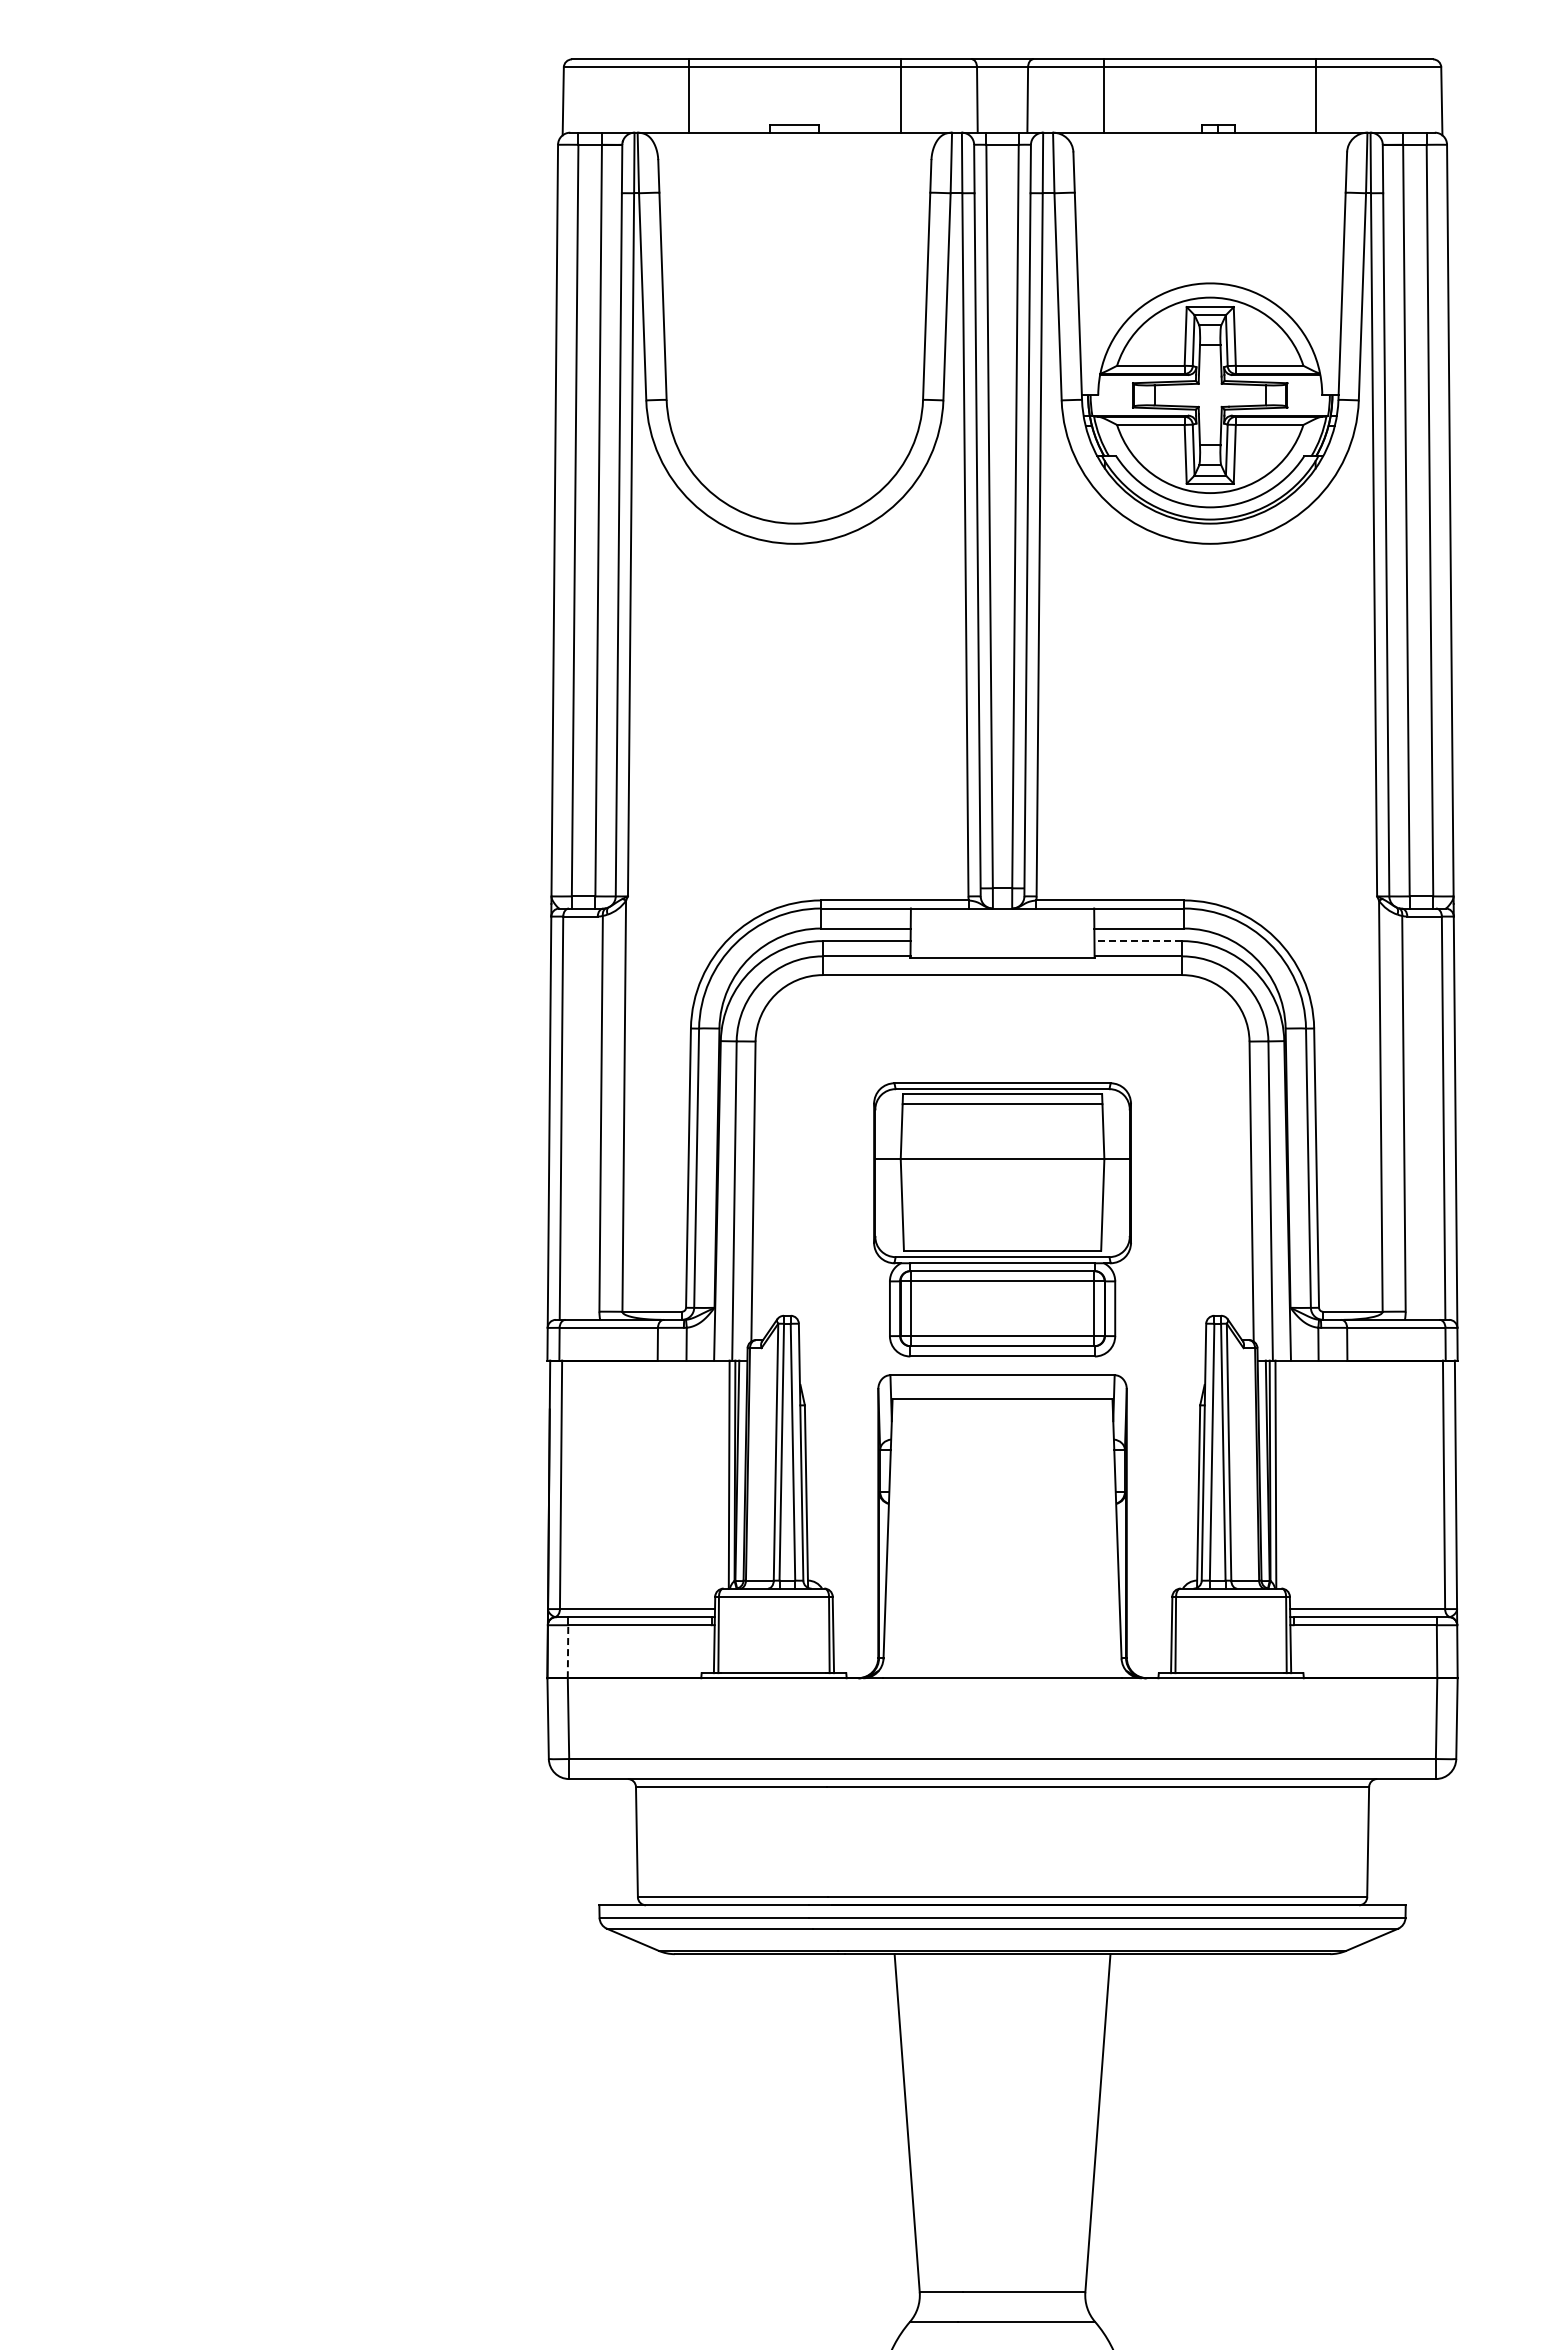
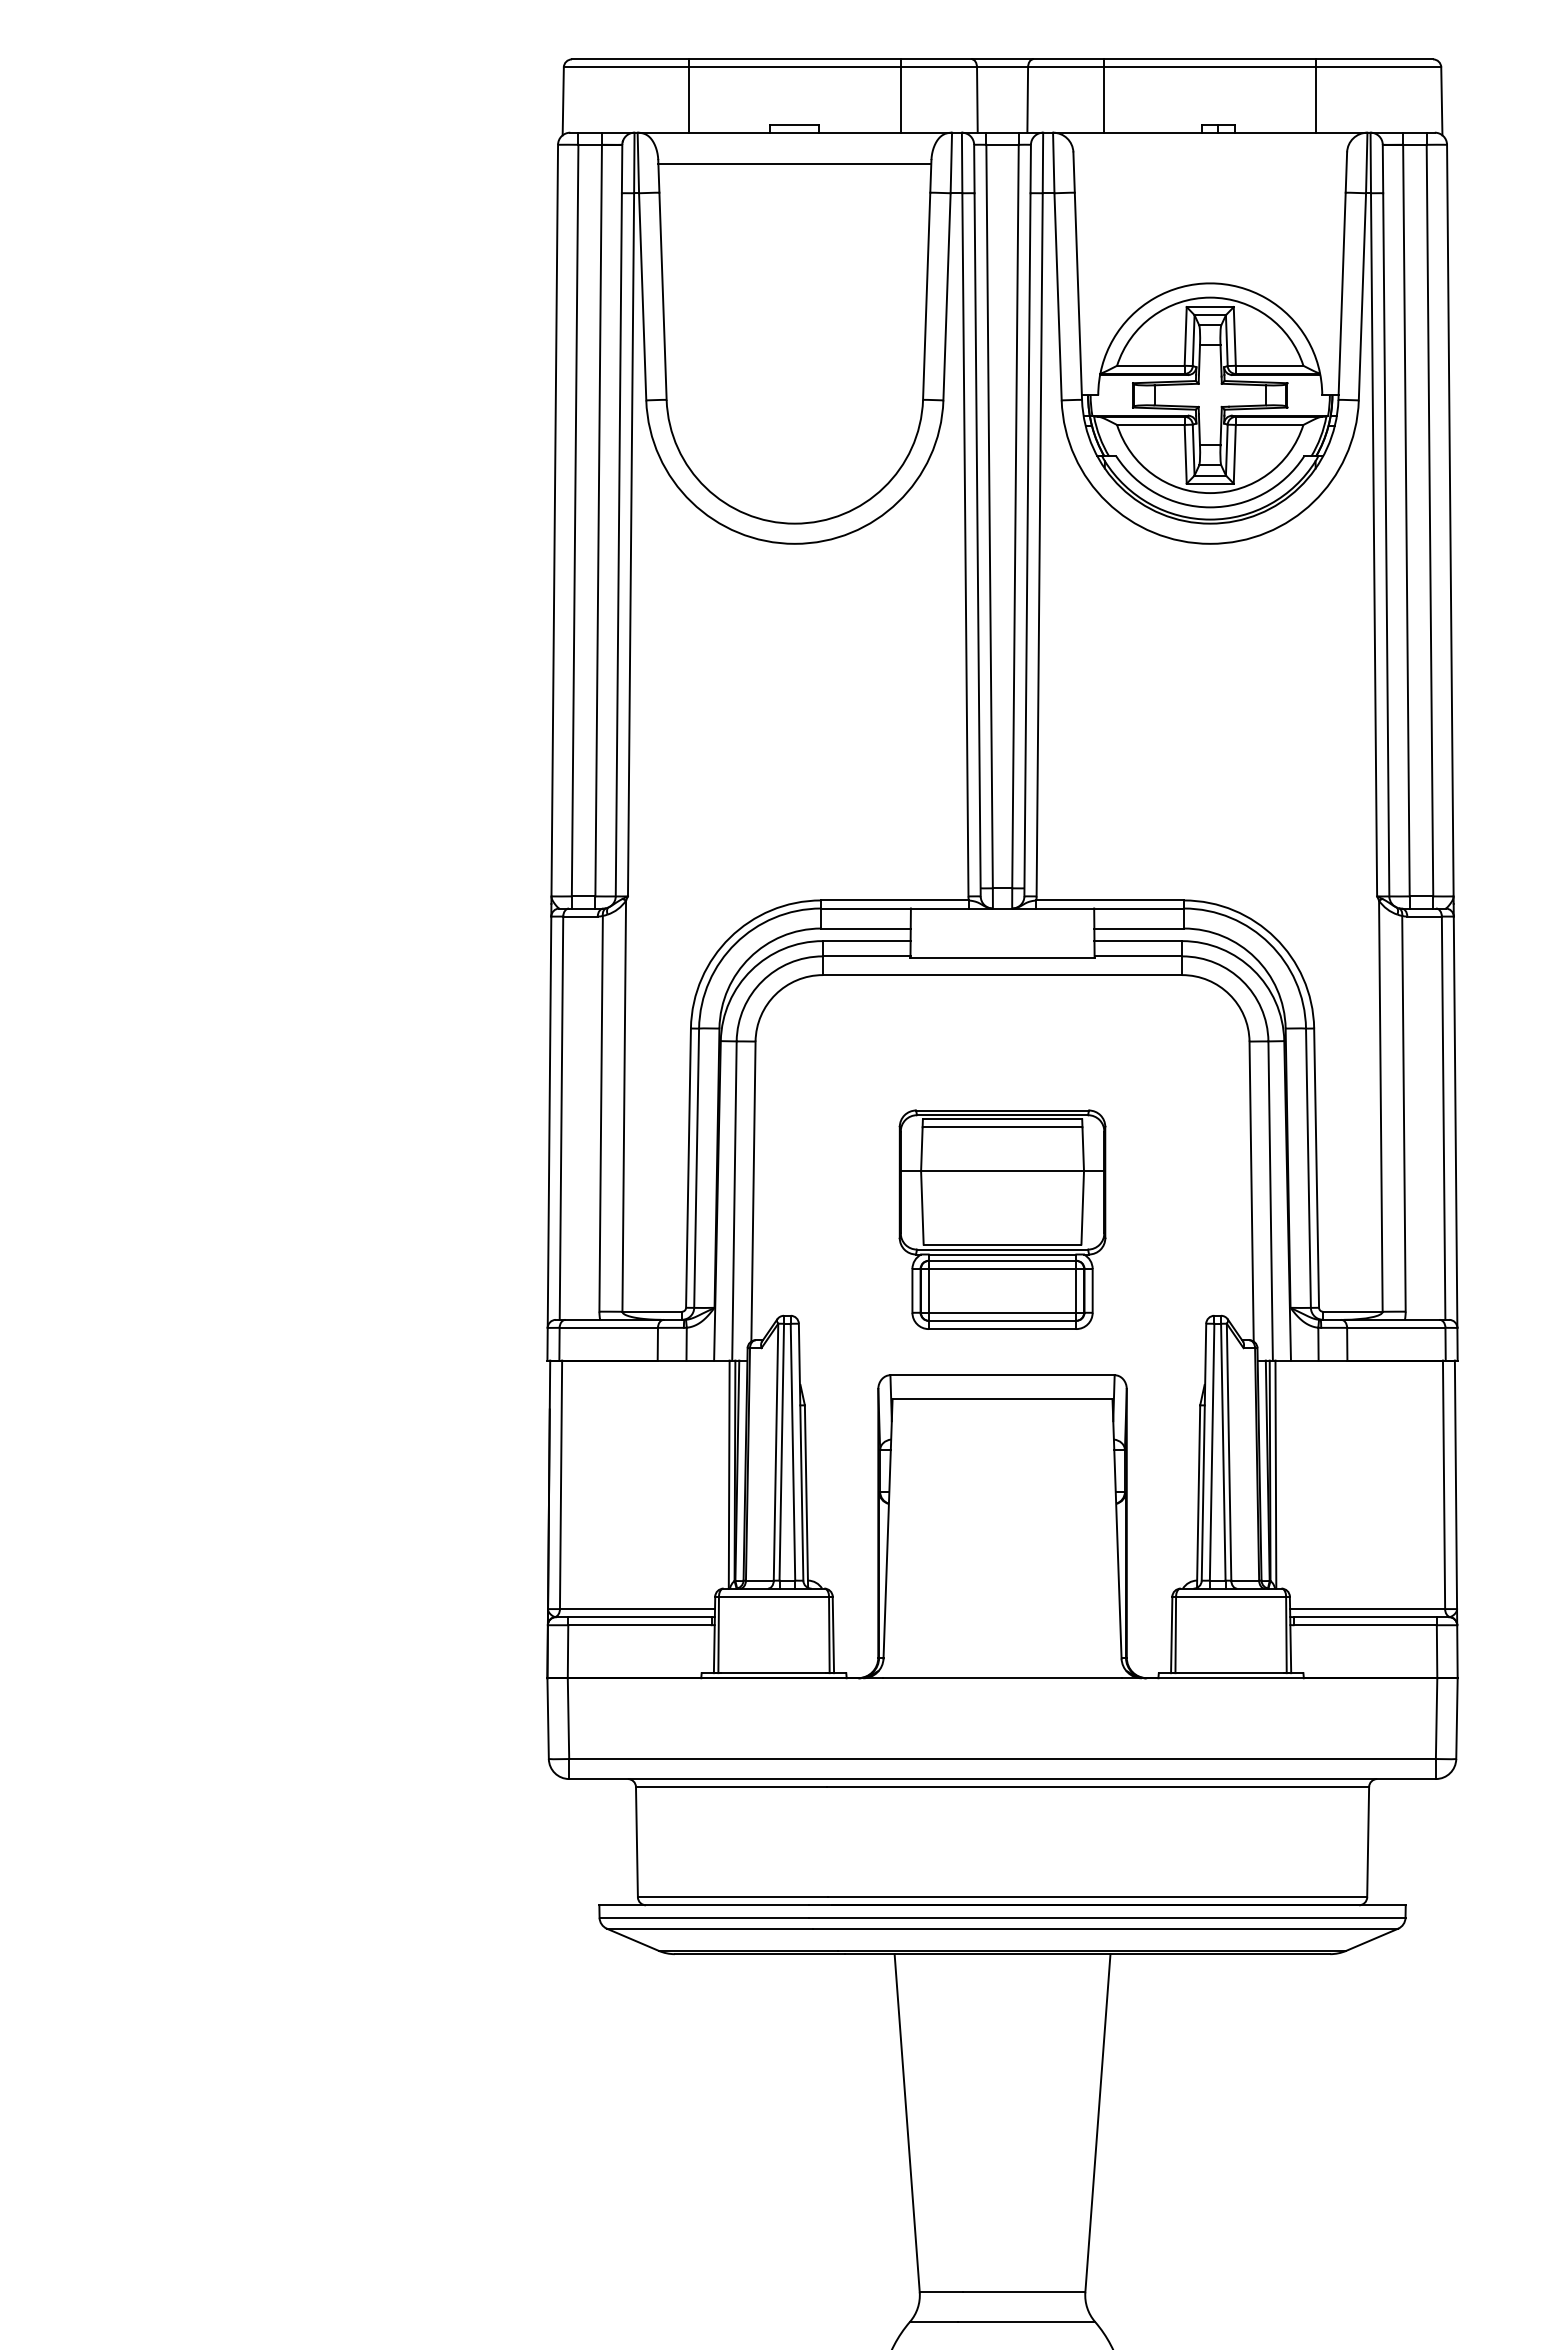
line: none -> present (794, 164)
line: dashed -> solid (1138, 941)
part size: 259x276 px -> 209x221 px (1002, 1219)
line: dashed -> solid (568, 1651)
